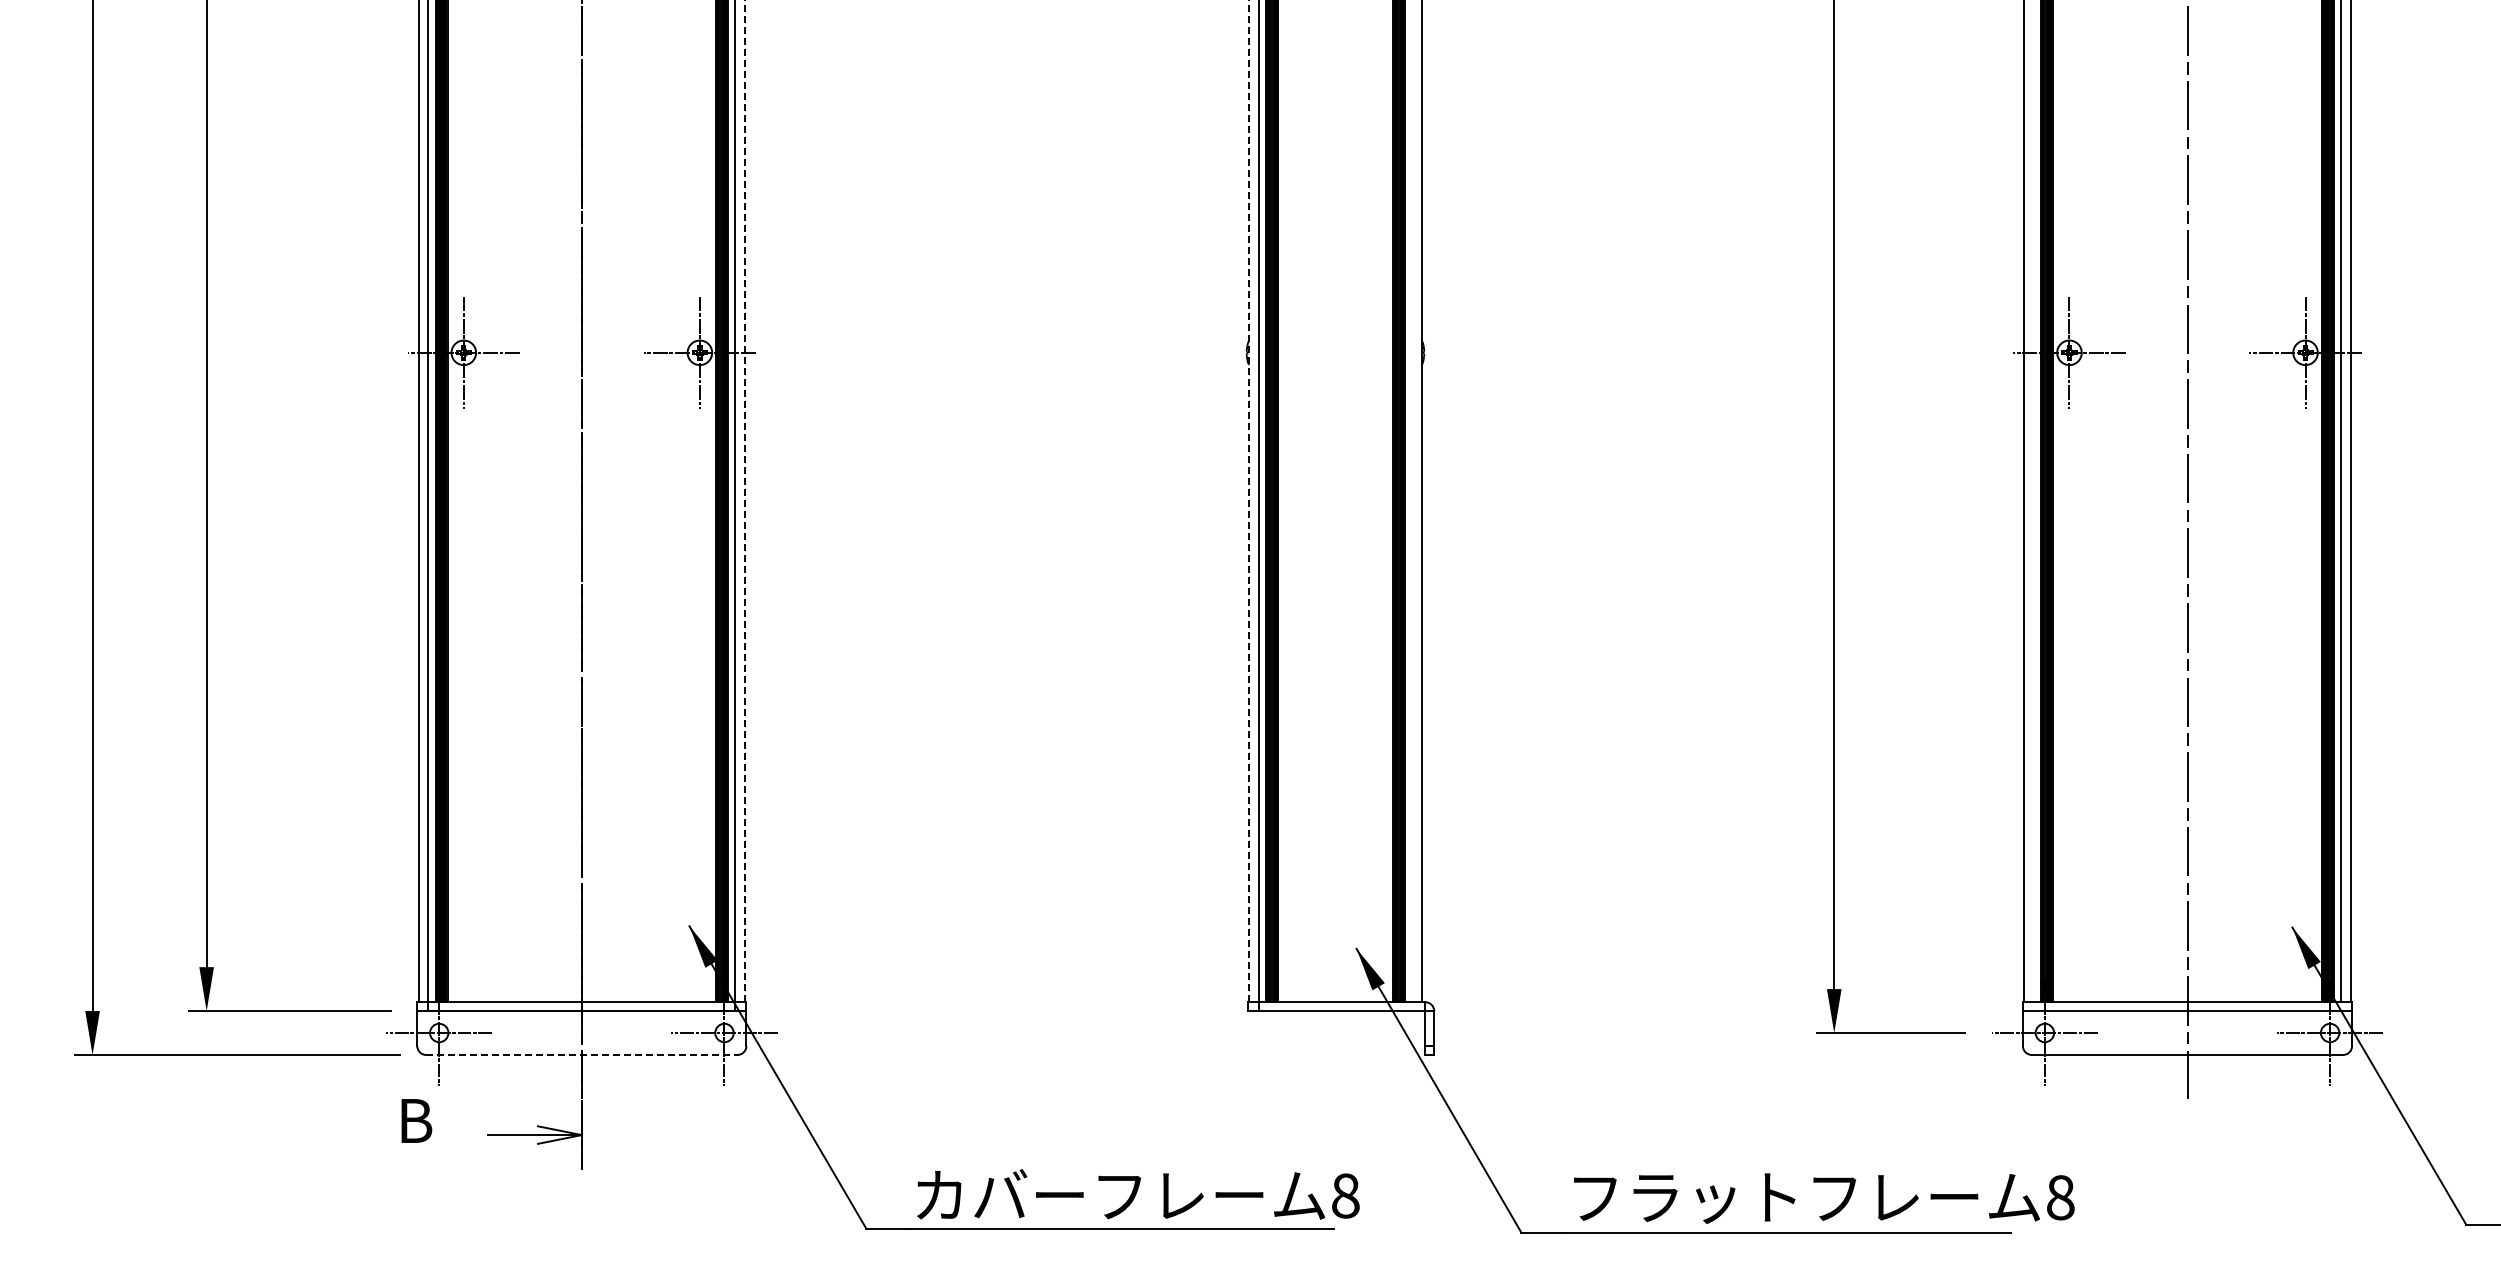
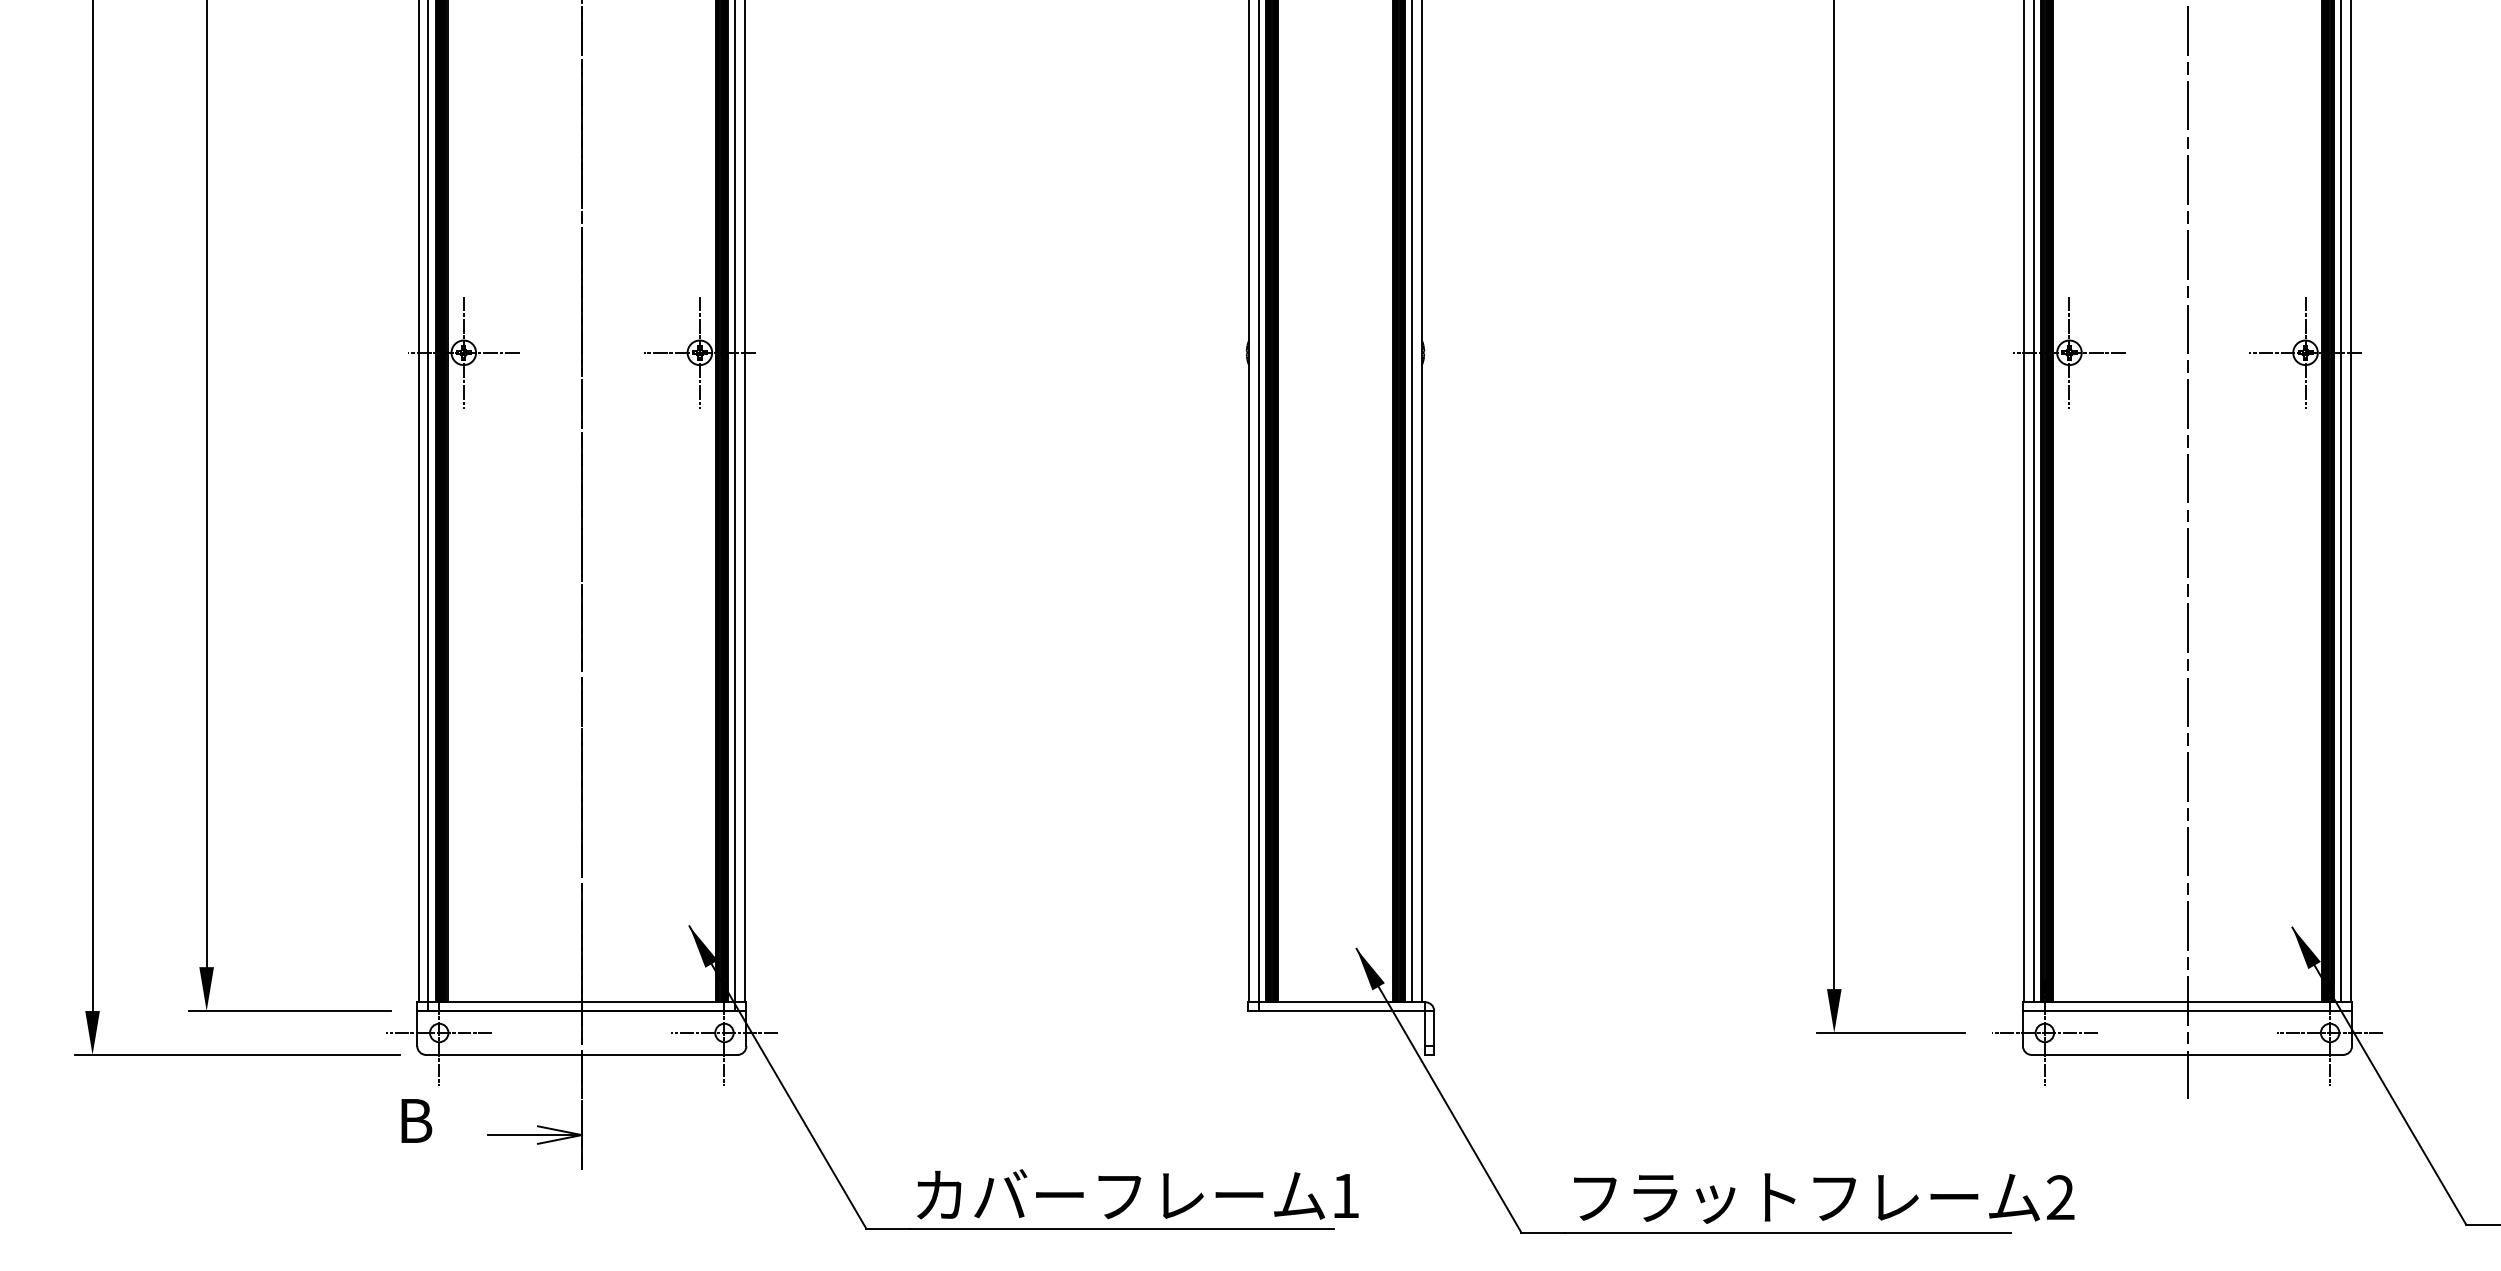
line: dashed -> solid (745, 501)
line: dashed -> solid (1249, 501)
line: none -> present (1412, 502)
line: none -> present (2033, 502)
line: dashed -> solid (581, 1054)
text: 8 -> 1 (1345, 1195)
text: 8 -> 2 (2060, 1197)
